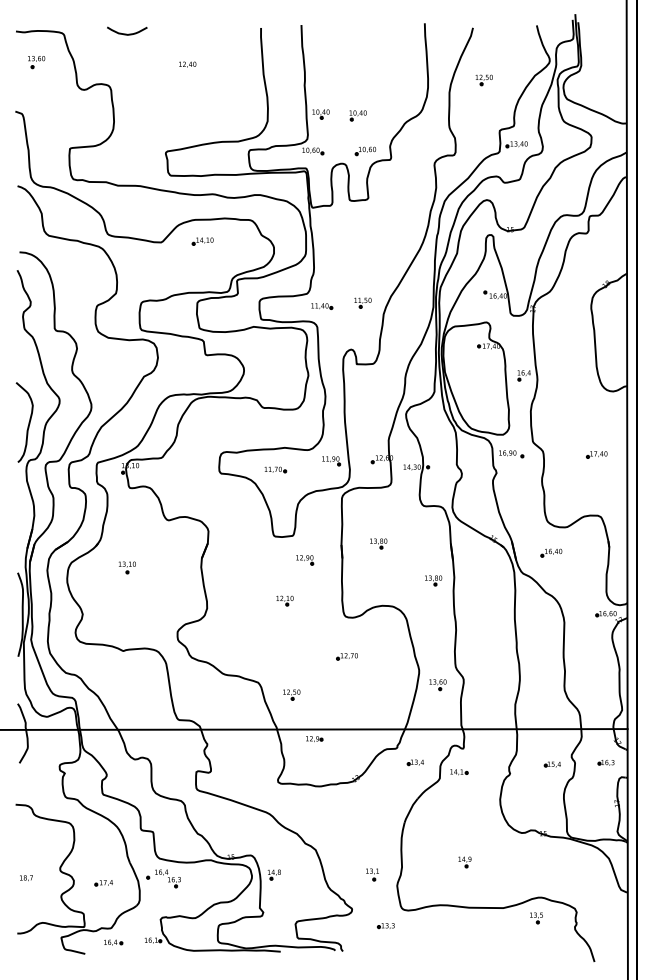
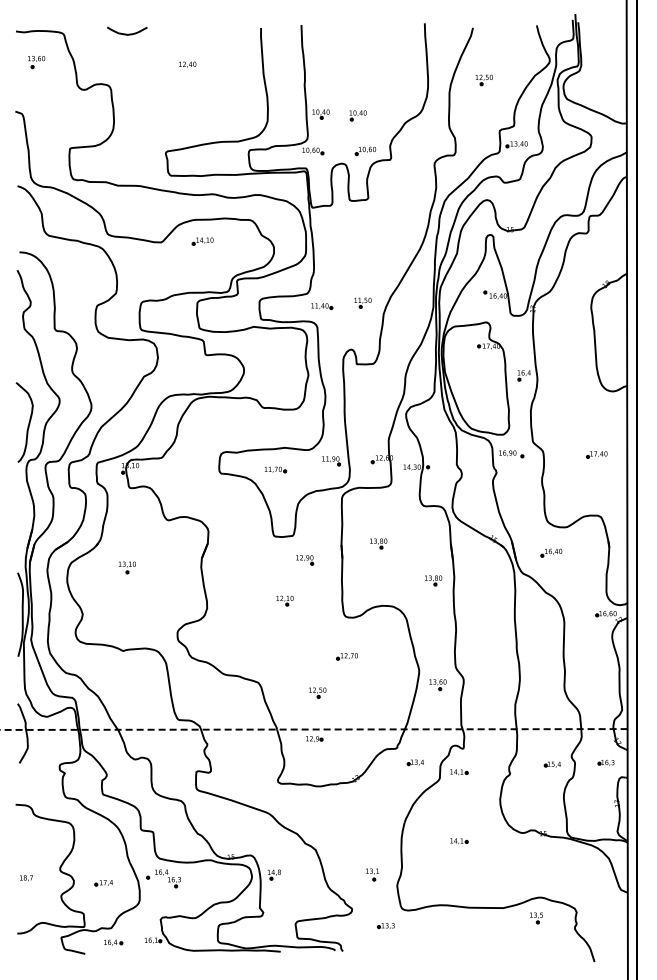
part position: (291, 694) -> (317, 692) (317, 692)
line: solid -> dashed (313, 729)
part: none -> present (459, 841)
part: present -> none (464, 862)
